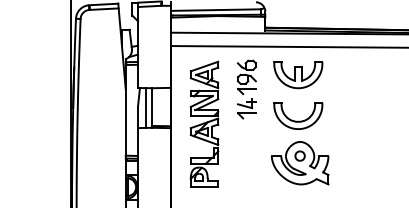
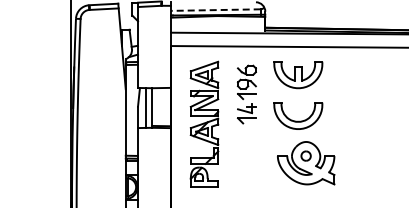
line: solid -> dashed (215, 10)
part position: (246, 89) -> (246, 94) (246, 94)
part position: (300, 163) -> (306, 163) (306, 163)
